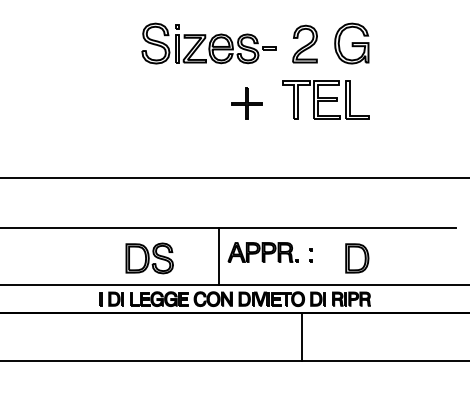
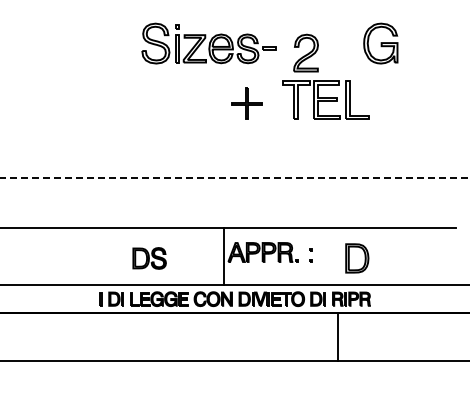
part position: (304, 43) -> (305, 52) (305, 52)
part position: (351, 43) -> (380, 43) (380, 43)
line: solid -> dashed (235, 177)
line position: (219, 256) -> (224, 256) (224, 256)
part size: 49x33 px -> 35x23 px (149, 258)
line position: (301, 336) -> (337, 336) (337, 336)
